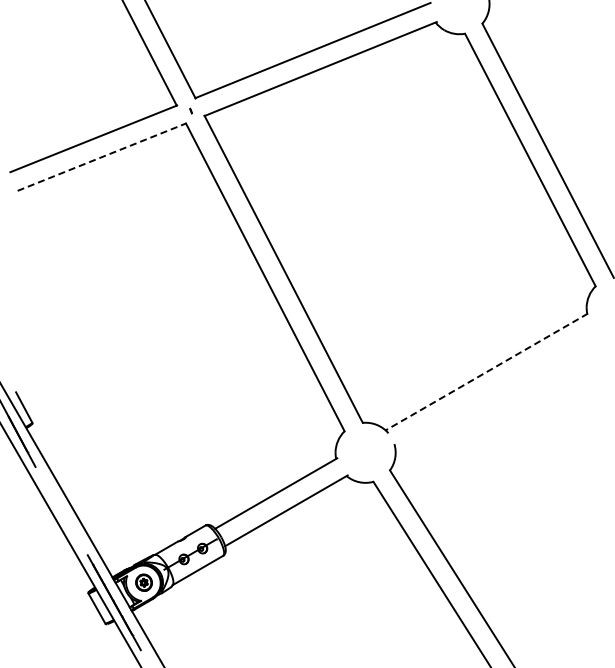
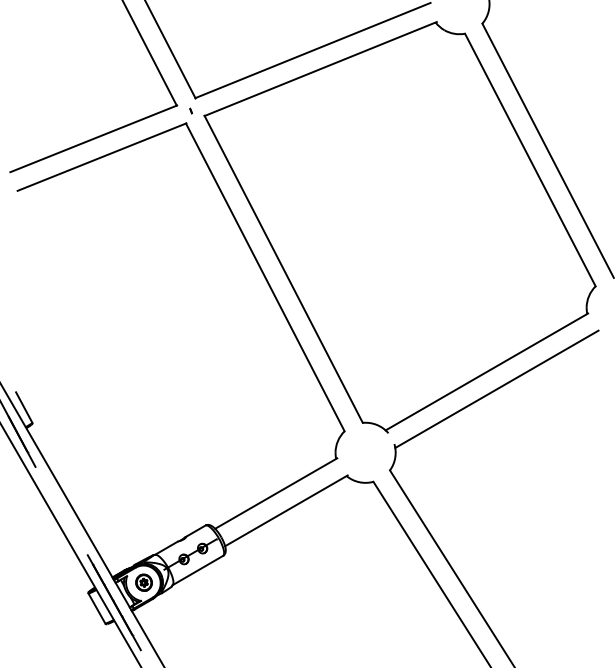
line: dashed -> solid (102, 157)
line: dashed -> solid (486, 371)
line: none -> present (496, 389)
